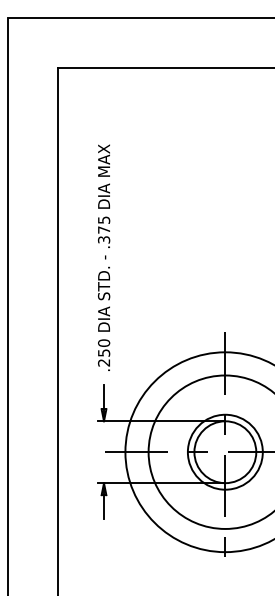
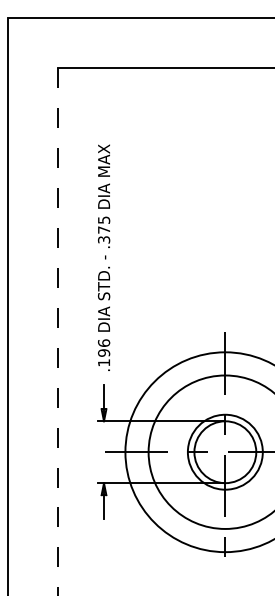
line: solid -> dashed (58, 331)
text: .250 -> .196 (103, 352)
